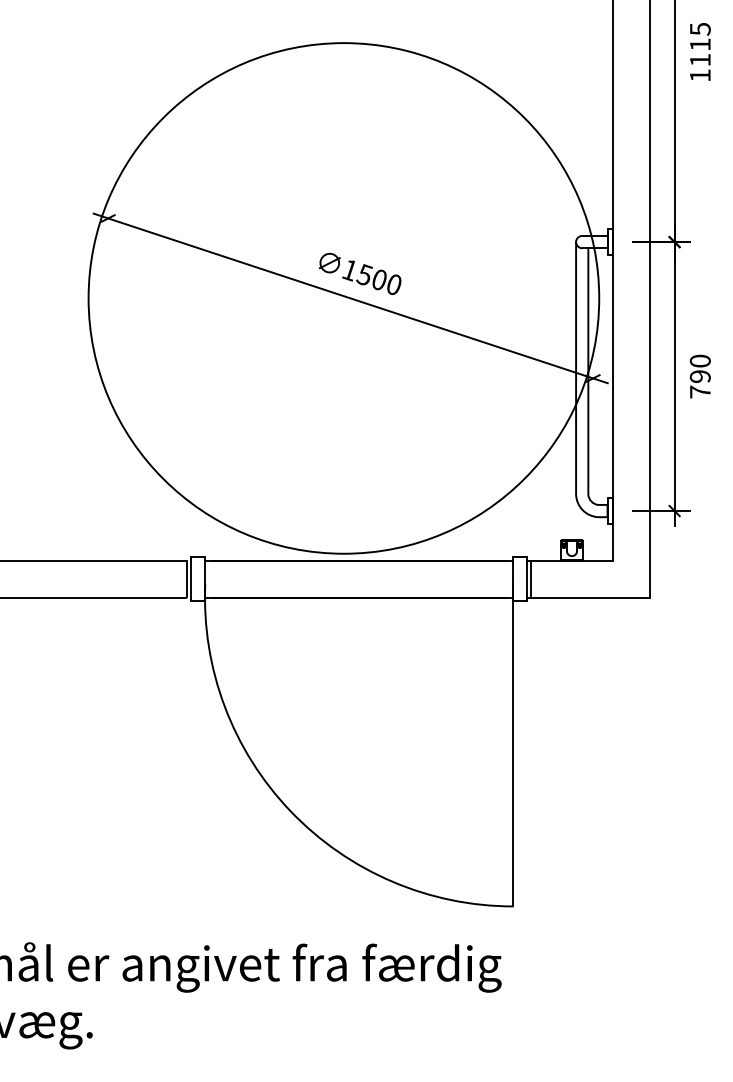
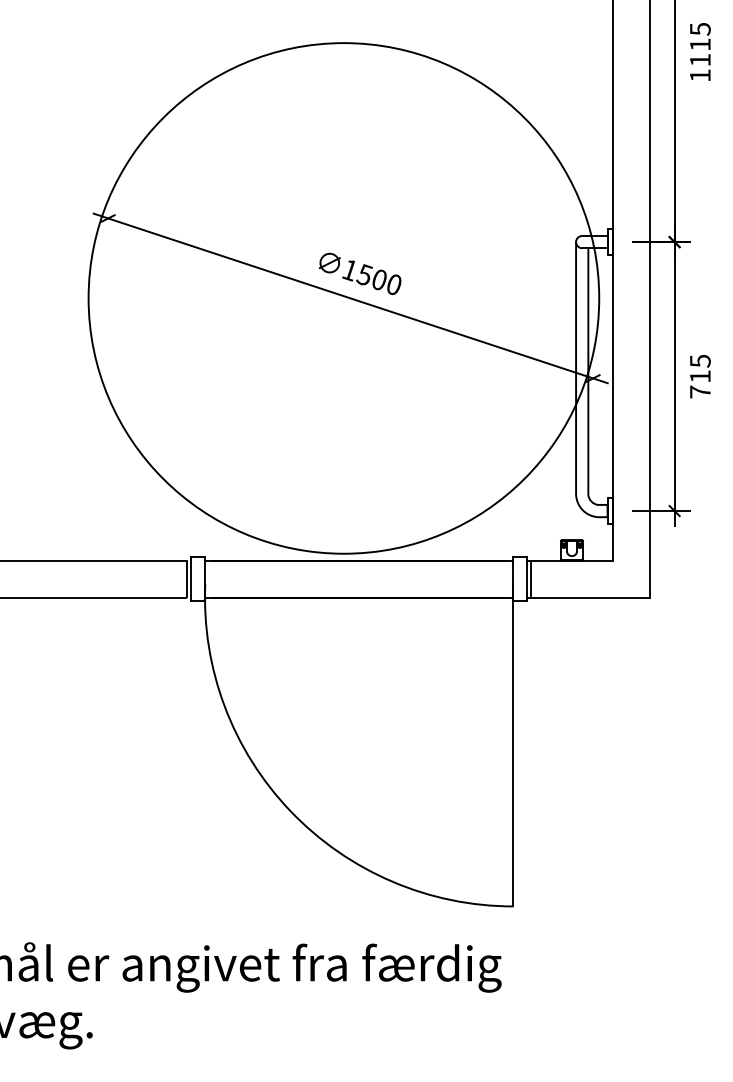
text: 790 -> 715 (699, 368)
